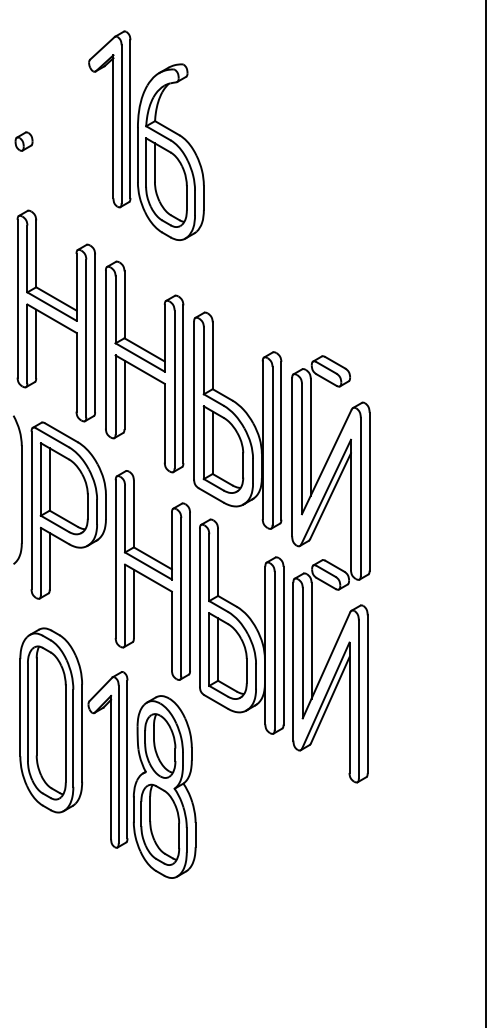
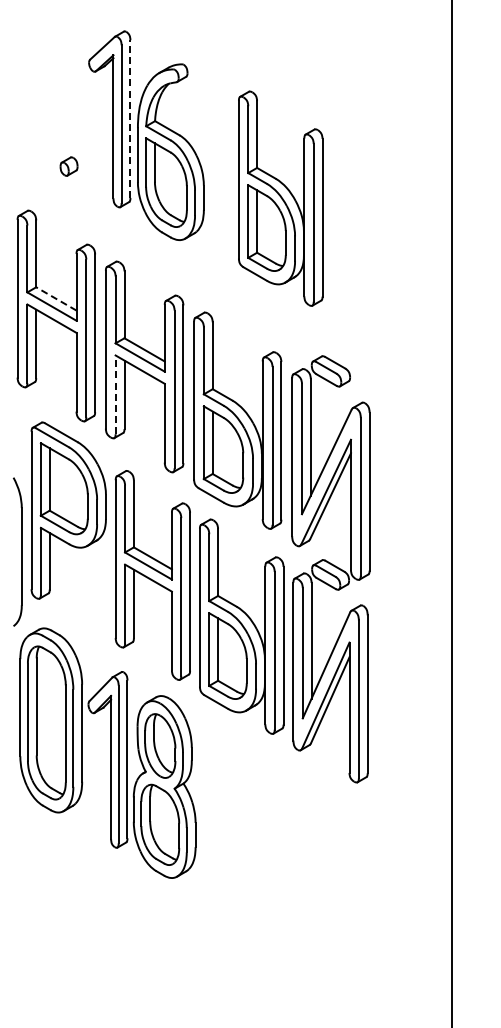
line: solid -> dashed (130, 119)
part position: (23, 141) -> (68, 166) (68, 166)
part: none -> present (280, 198)
line: solid -> dashed (55, 298)
line: solid -> dashed (115, 394)
part position: (17, 489) -> (17, 551) (17, 551)
line position: (485, 513) -> (451, 513) (451, 513)
